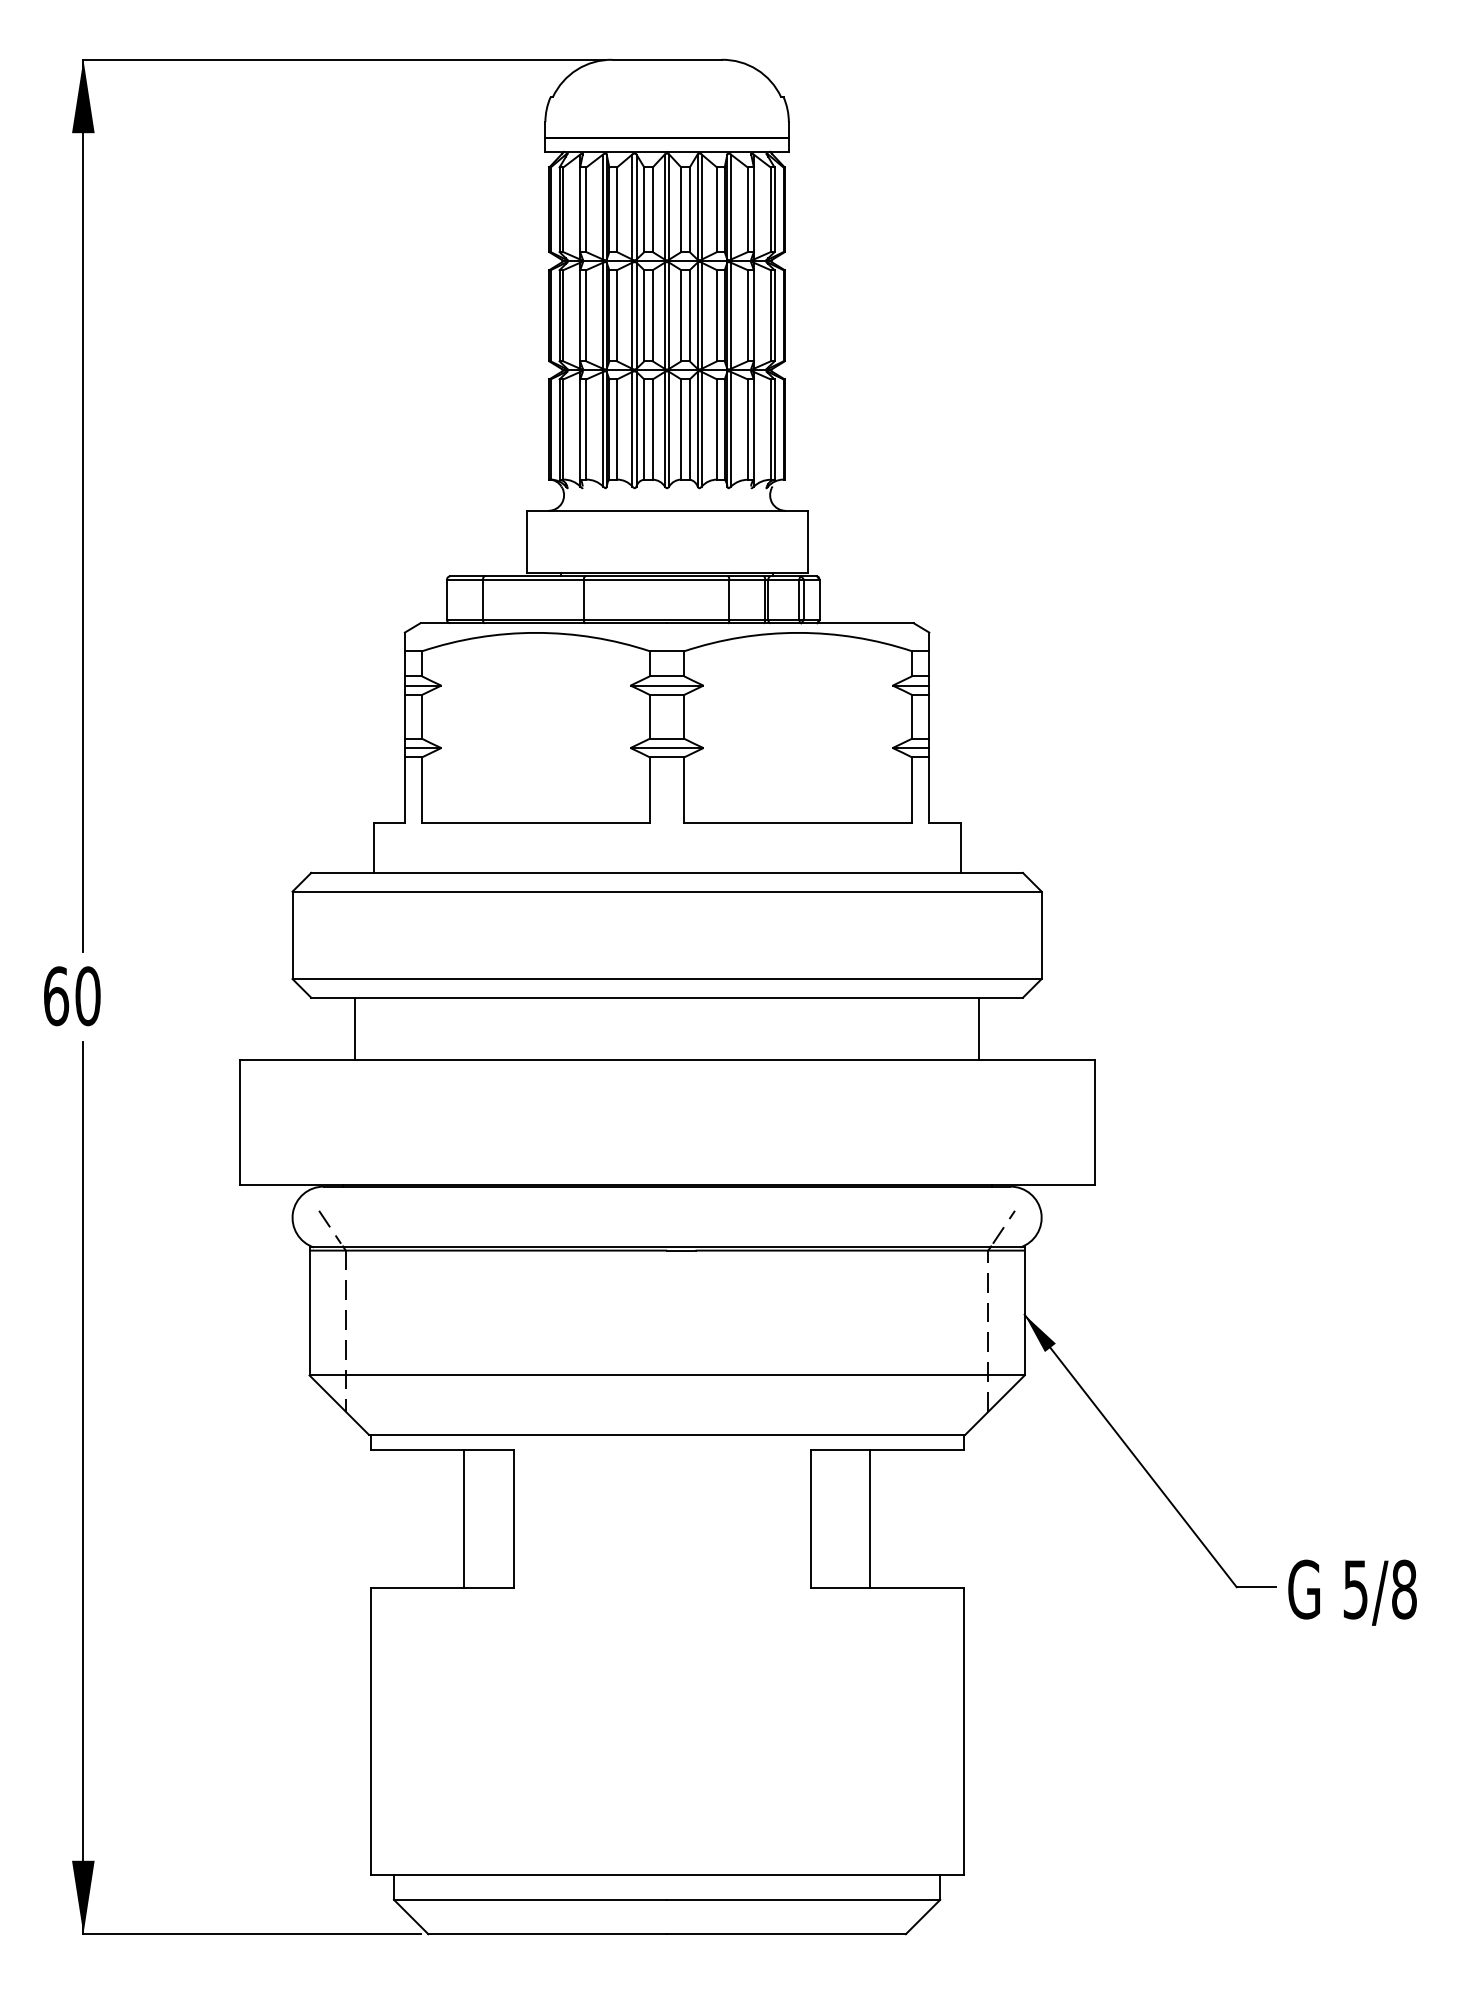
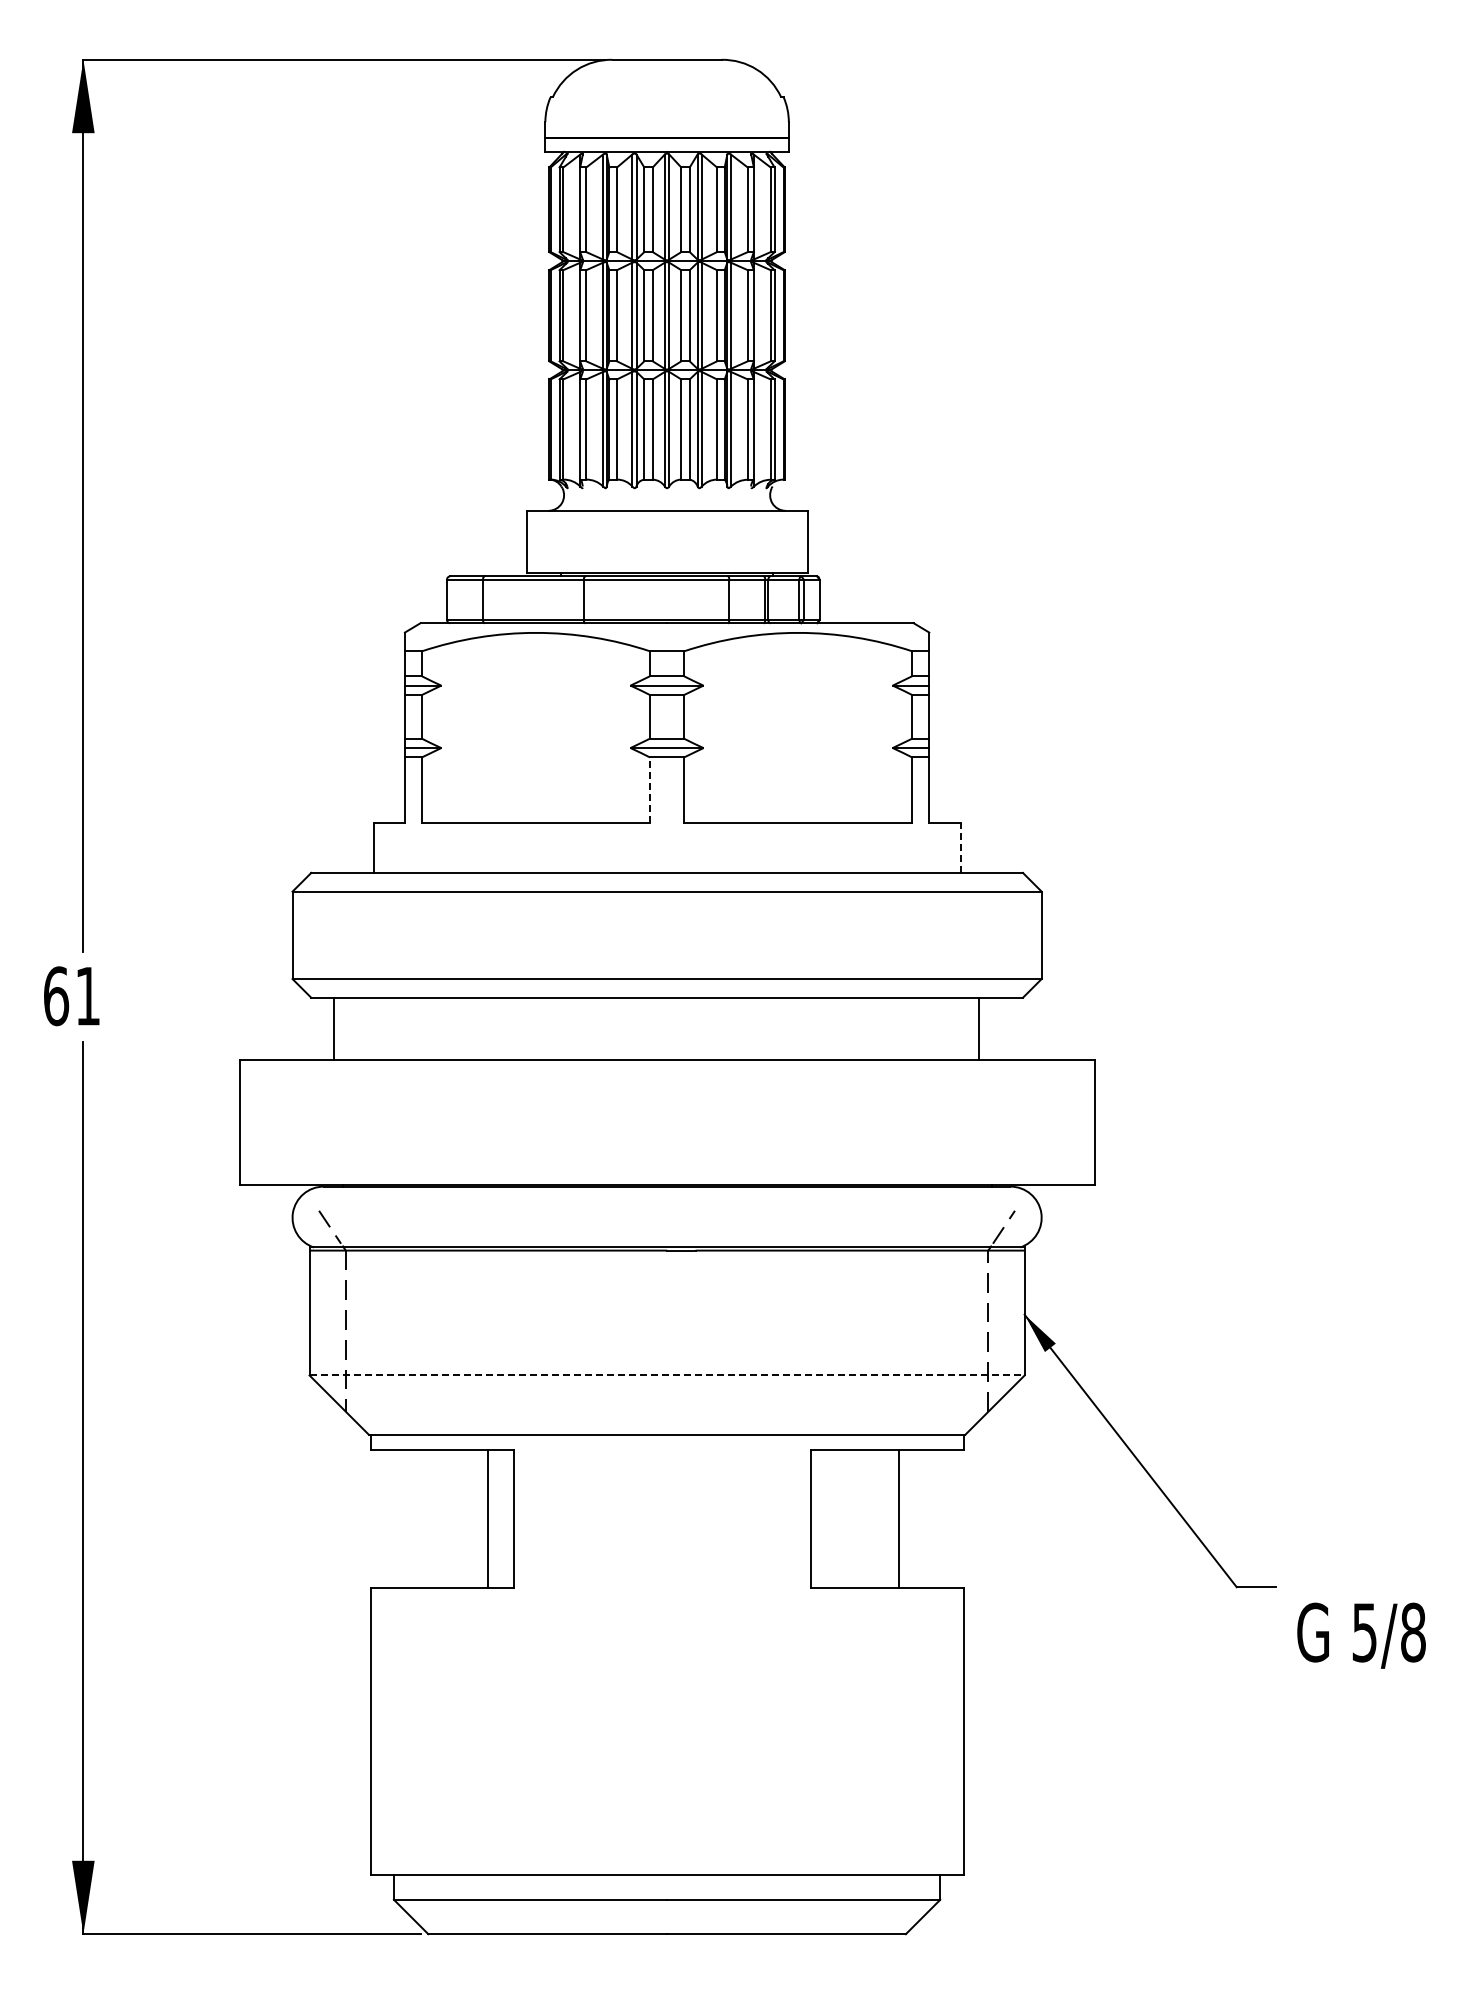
line: solid -> dashed (649, 790)
line: solid -> dashed (960, 847)
text: 60 -> 61 (87, 996)
line position: (354, 1028) -> (333, 1028) (333, 1028)
line: solid -> dashed (667, 1375)
line position: (464, 1518) -> (488, 1518) (488, 1518)
line position: (870, 1518) -> (899, 1518) (899, 1518)
text position: (1352, 1592) -> (1361, 1635) (1361, 1635)
